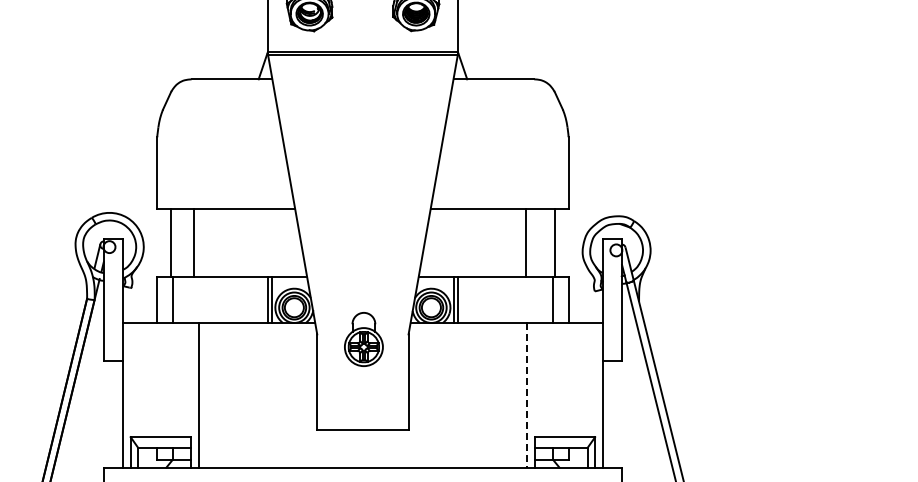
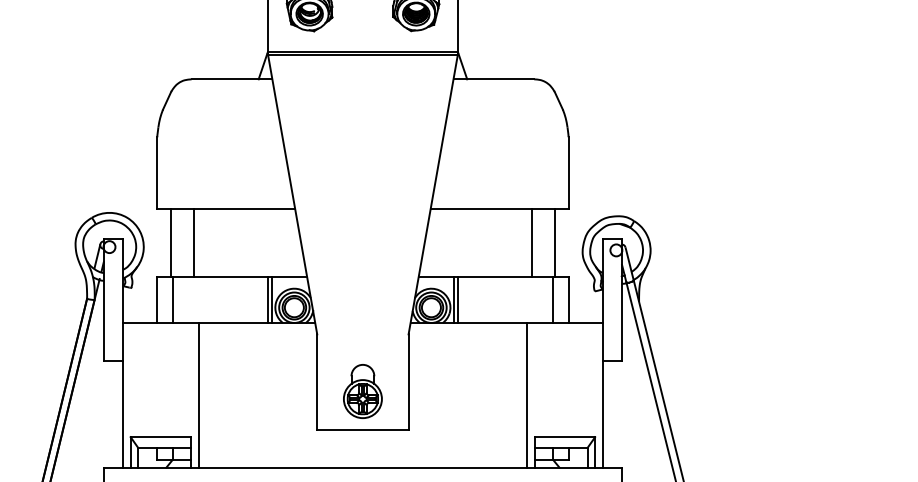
line position: (526, 242) -> (532, 242) (532, 242)
part position: (363, 339) -> (362, 391) (362, 391)
line: dashed -> solid (526, 395)
